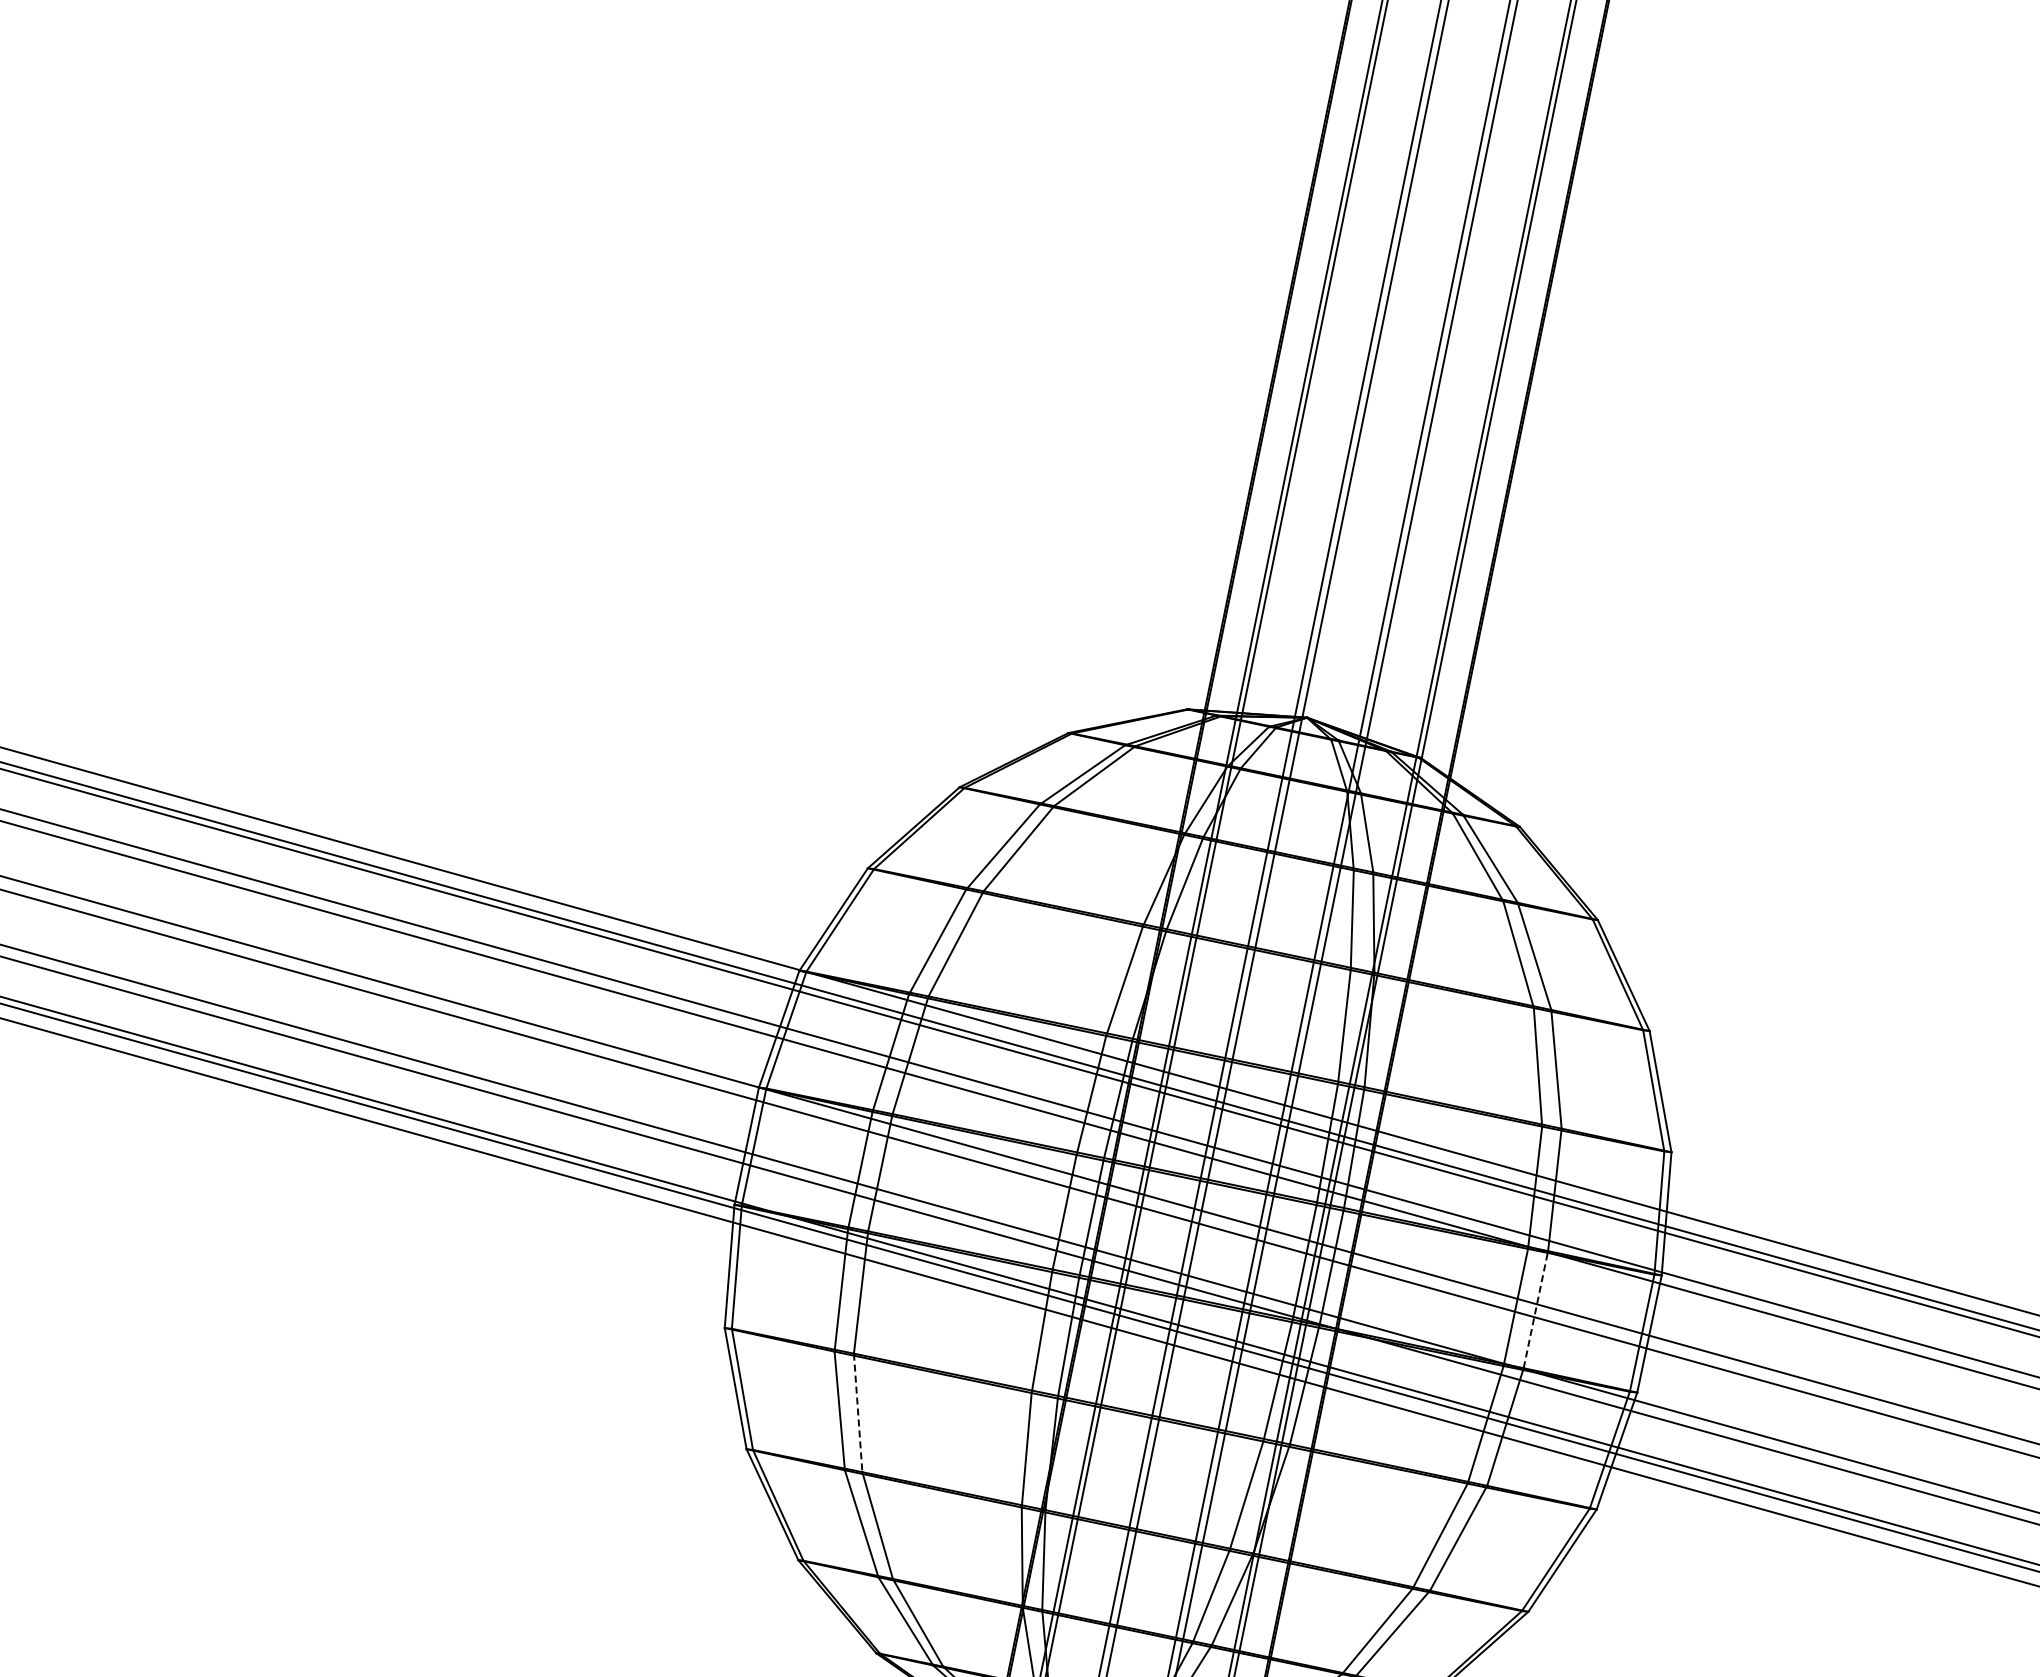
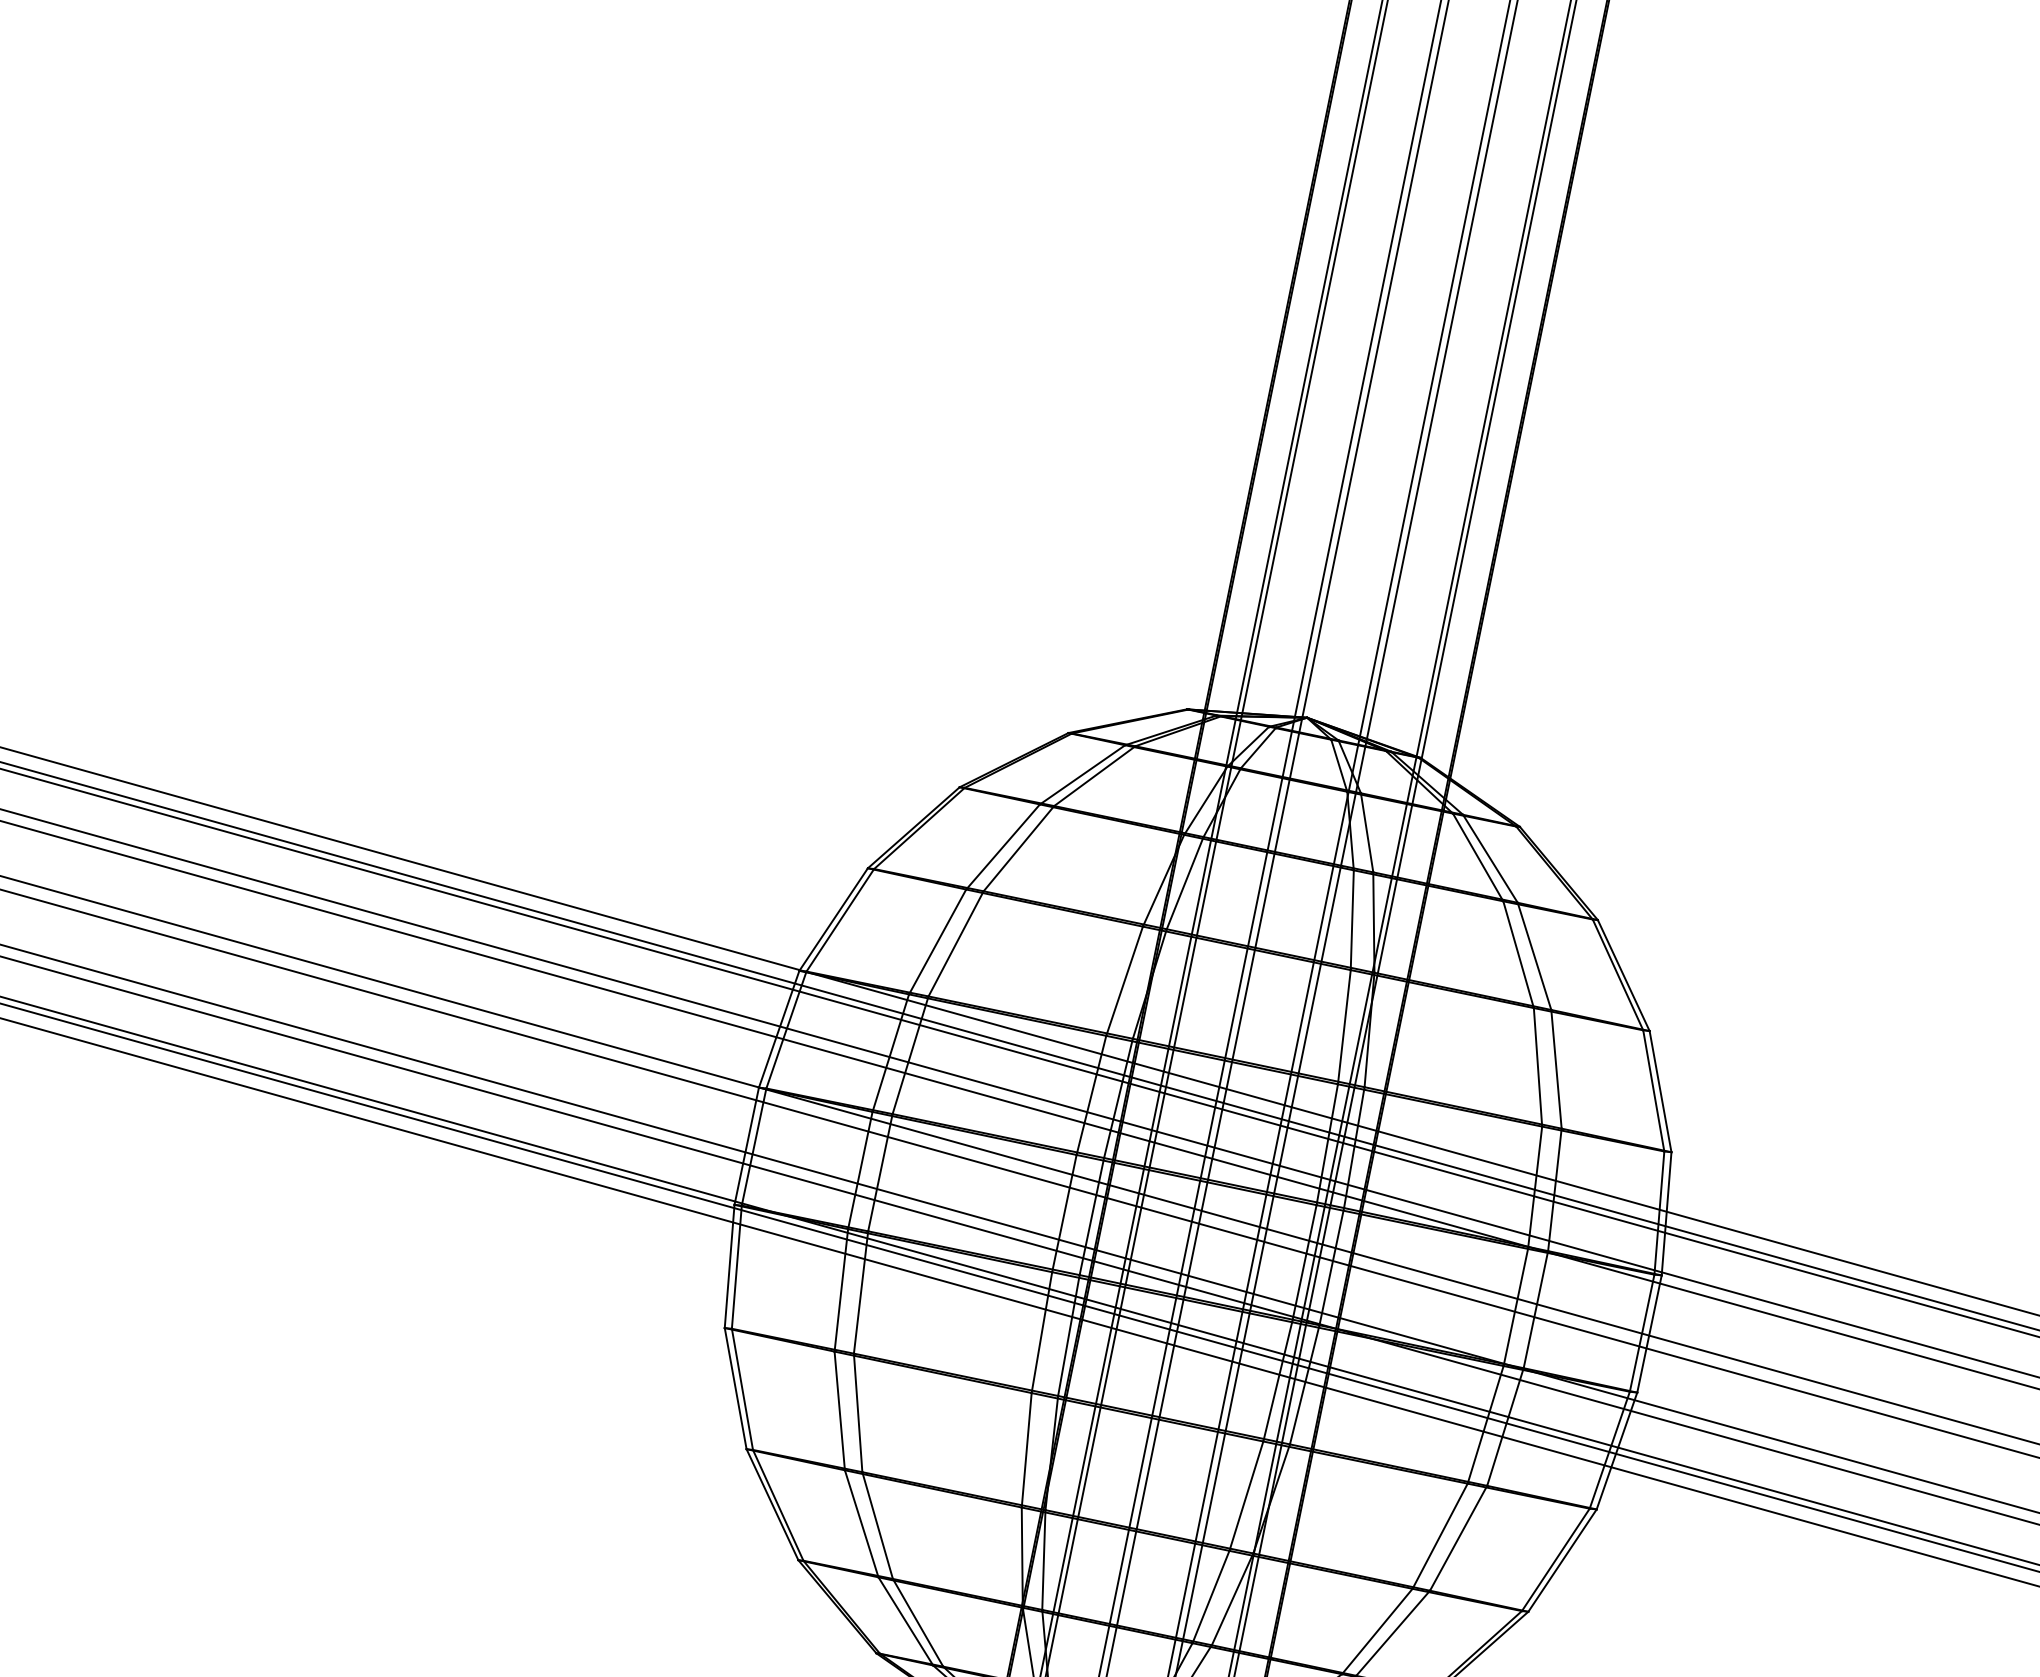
line: dashed -> solid (1535, 1309)
line: dashed -> solid (858, 1413)
